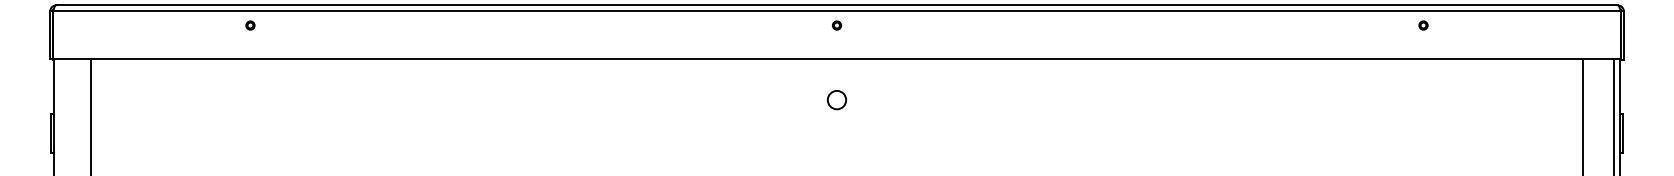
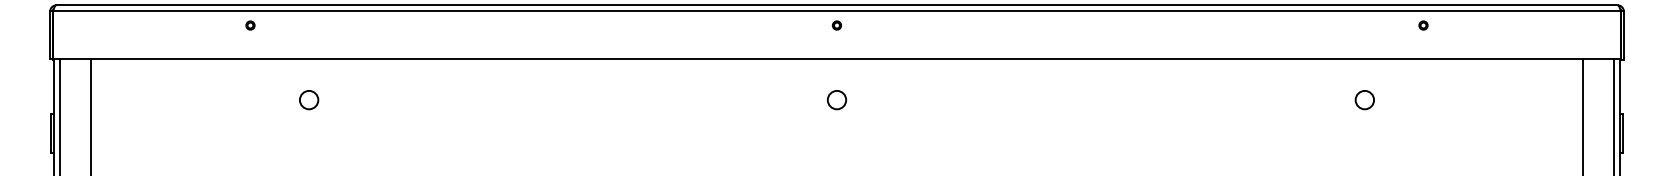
circle: none -> present (309, 100)
circle: none -> present (1364, 100)
line: none -> present (60, 115)
